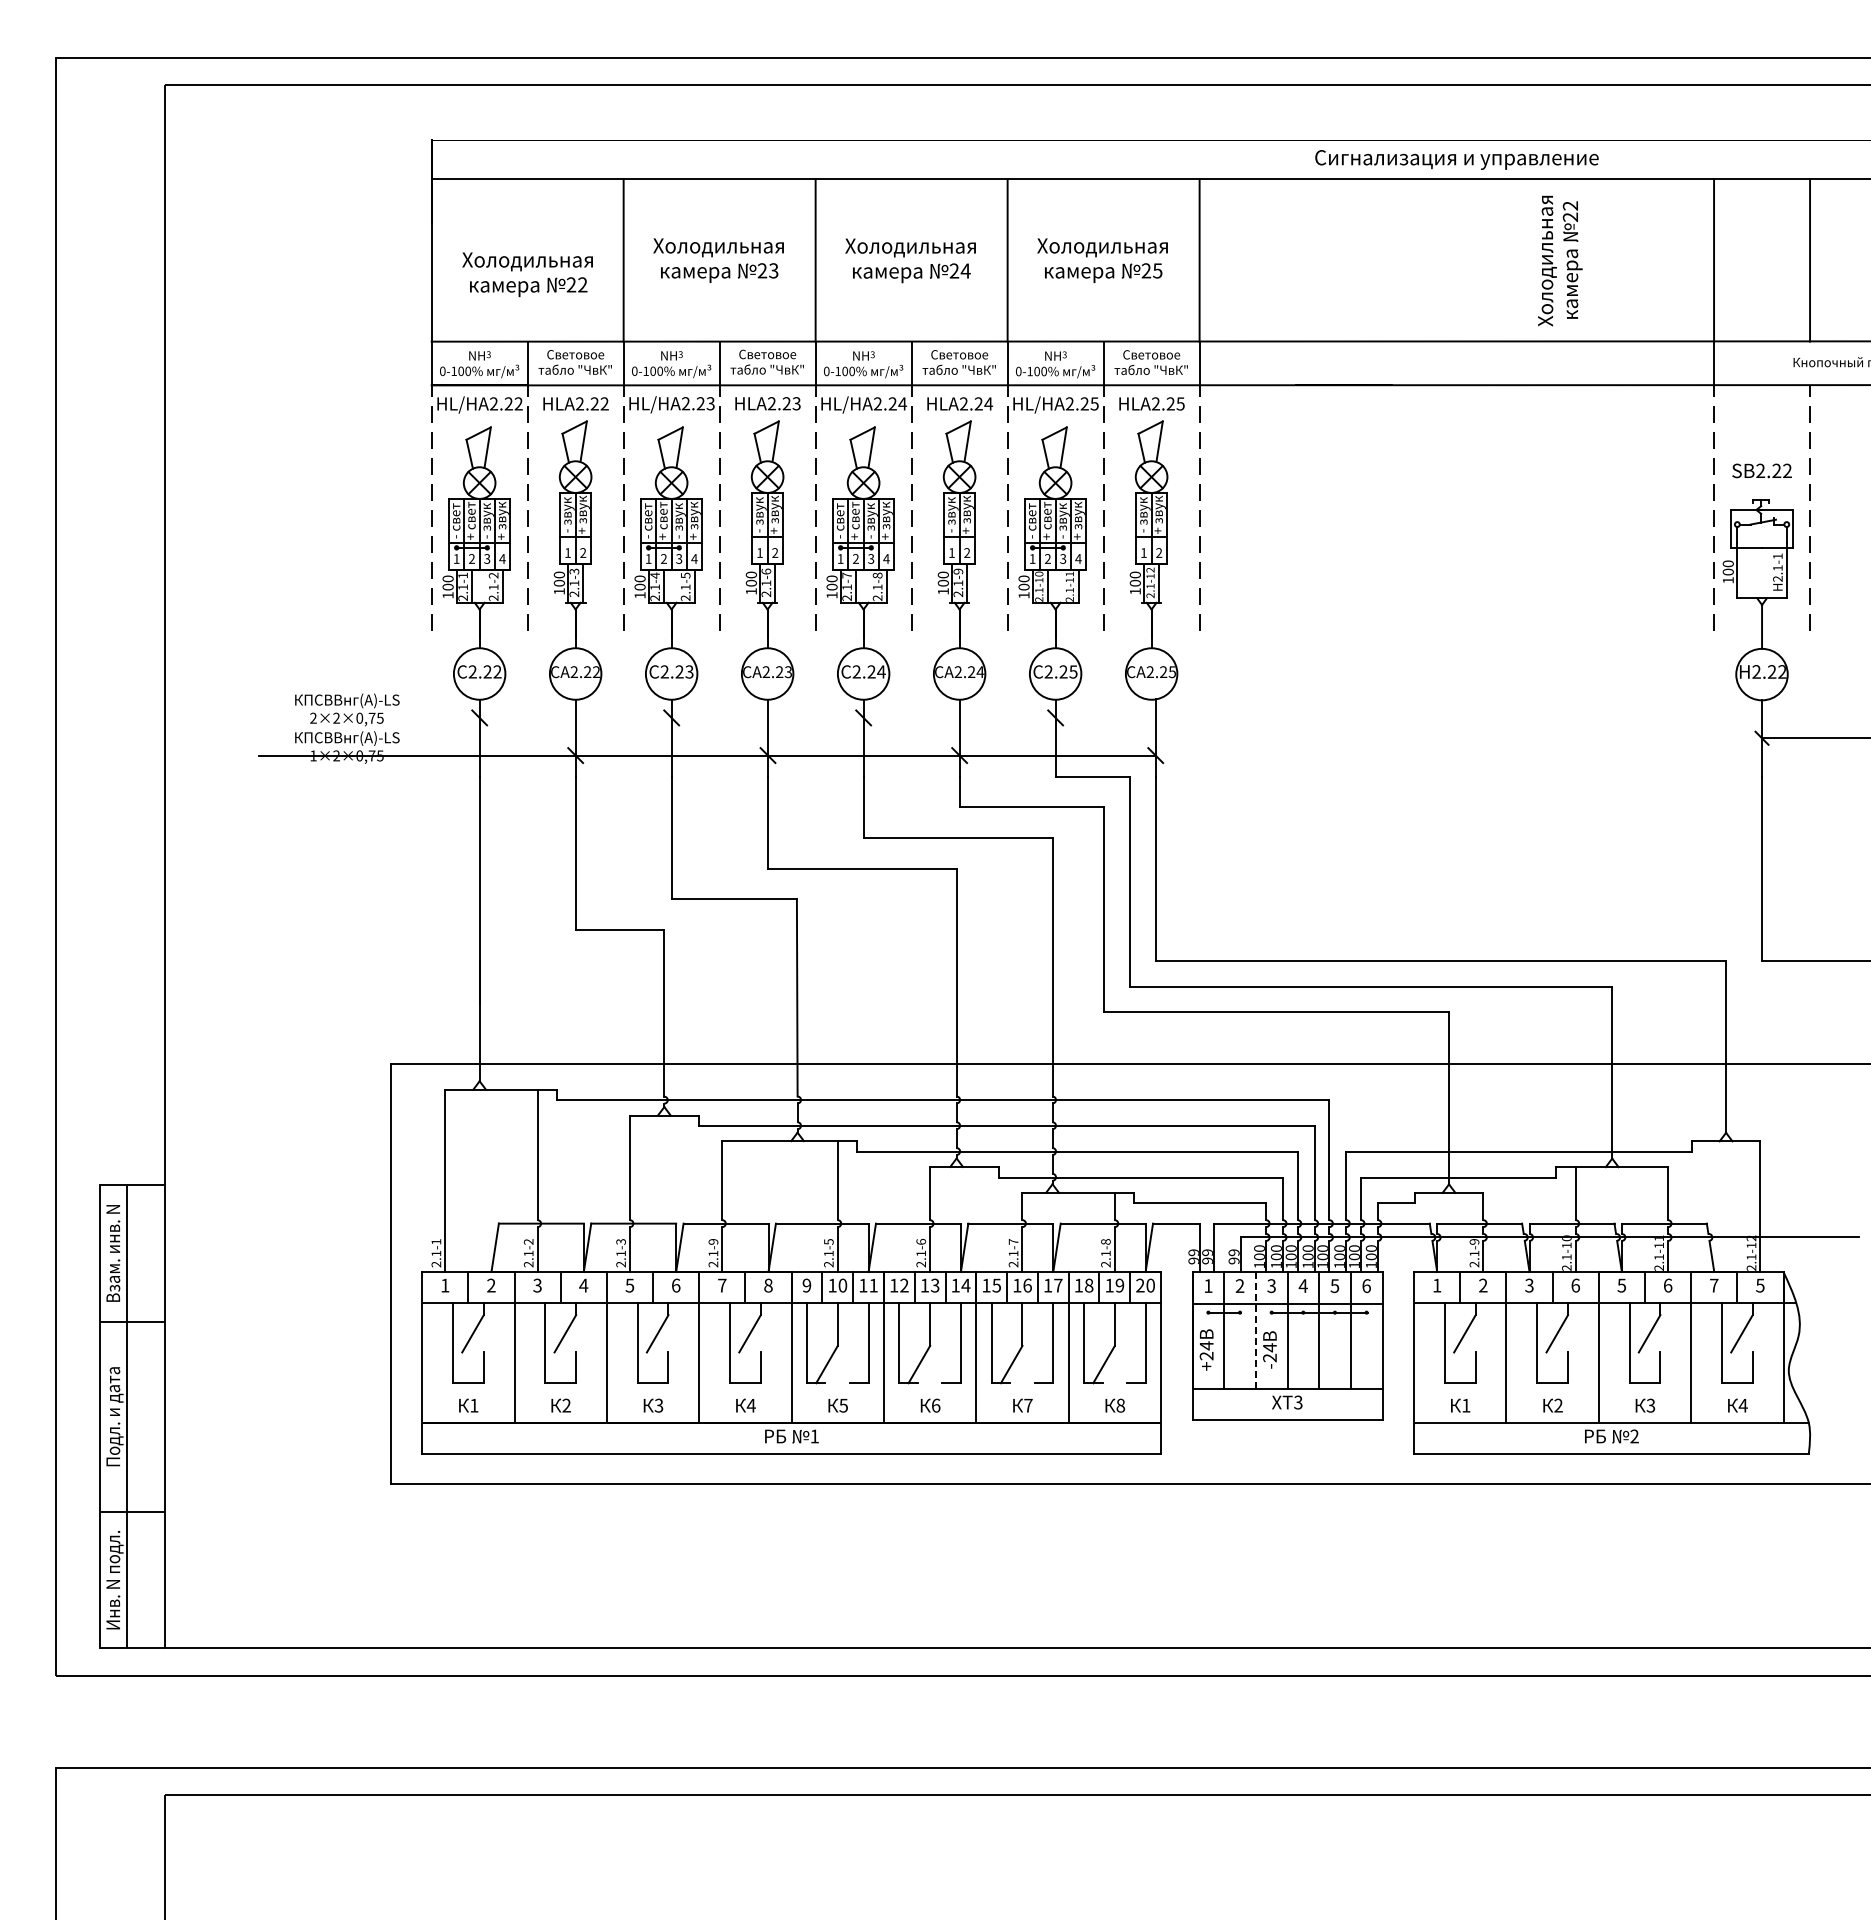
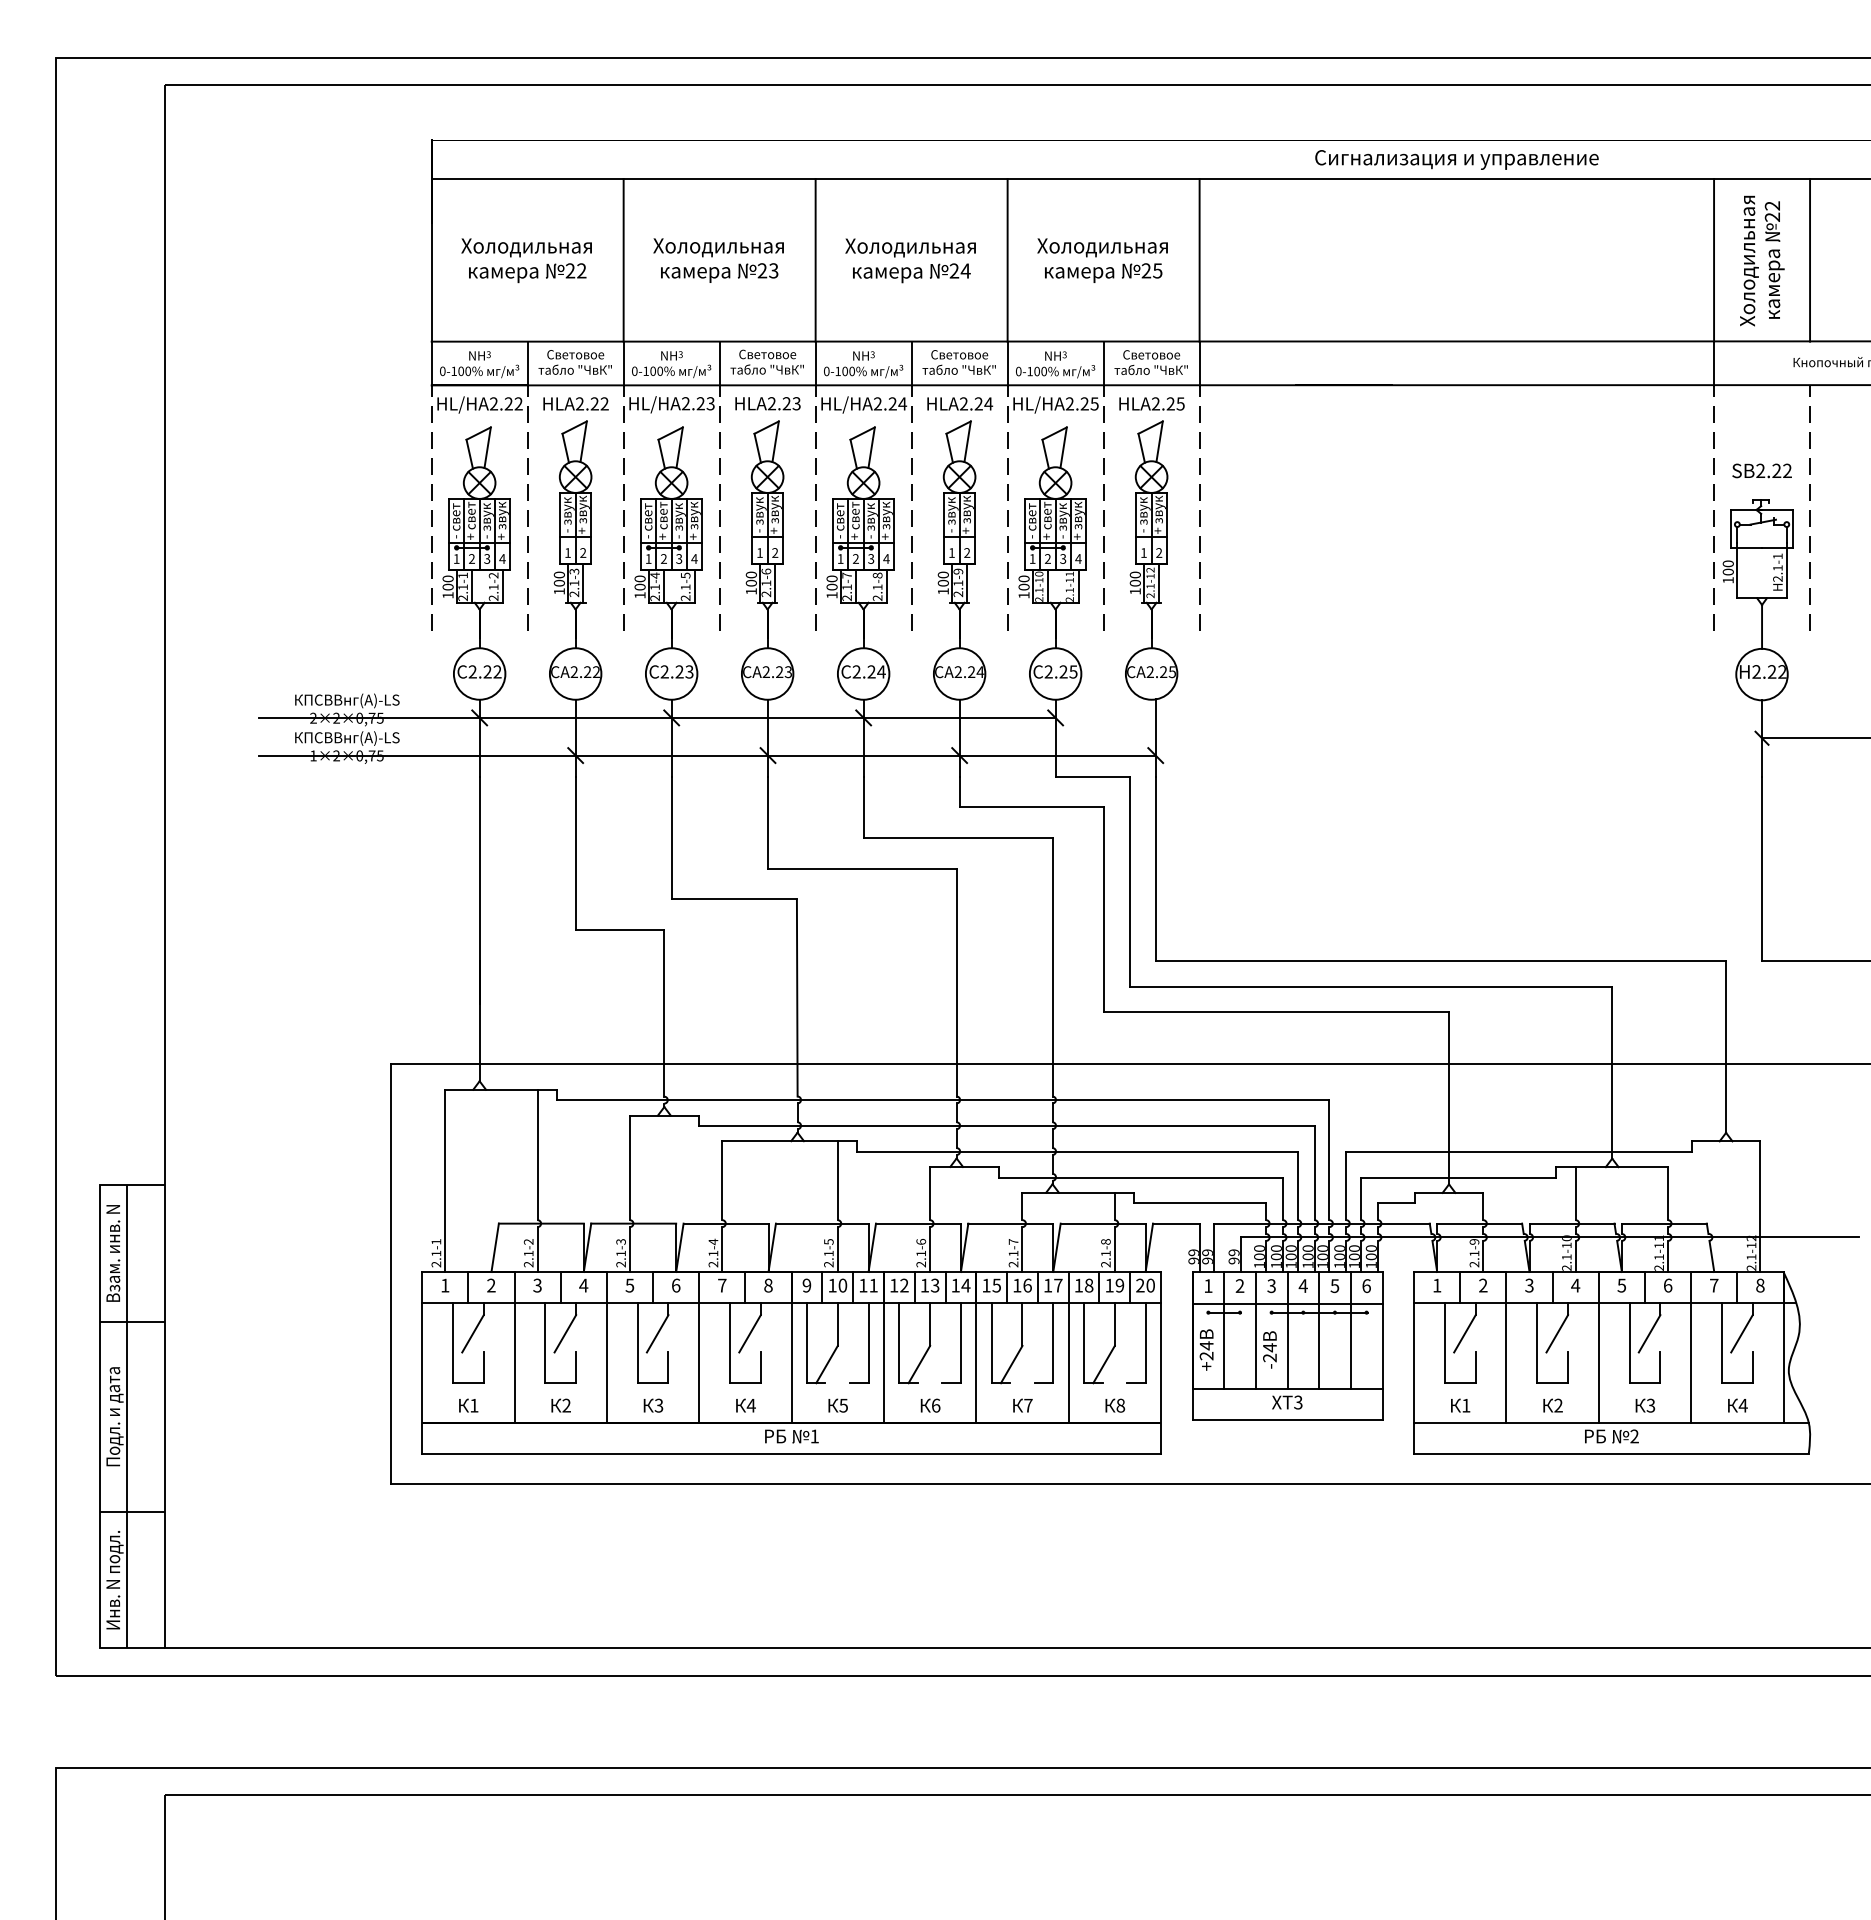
text position: (1560, 260) -> (1762, 260) (1762, 260)
text position: (527, 274) -> (526, 260) (526, 260)
line: none -> present (656, 717)
text: 2.1-9 -> 2.1-4 (713, 1241)
text: 6 -> 4 (1575, 1285)
text: 5 -> 8 (1760, 1285)
line: dashed -> solid (1255, 1330)
